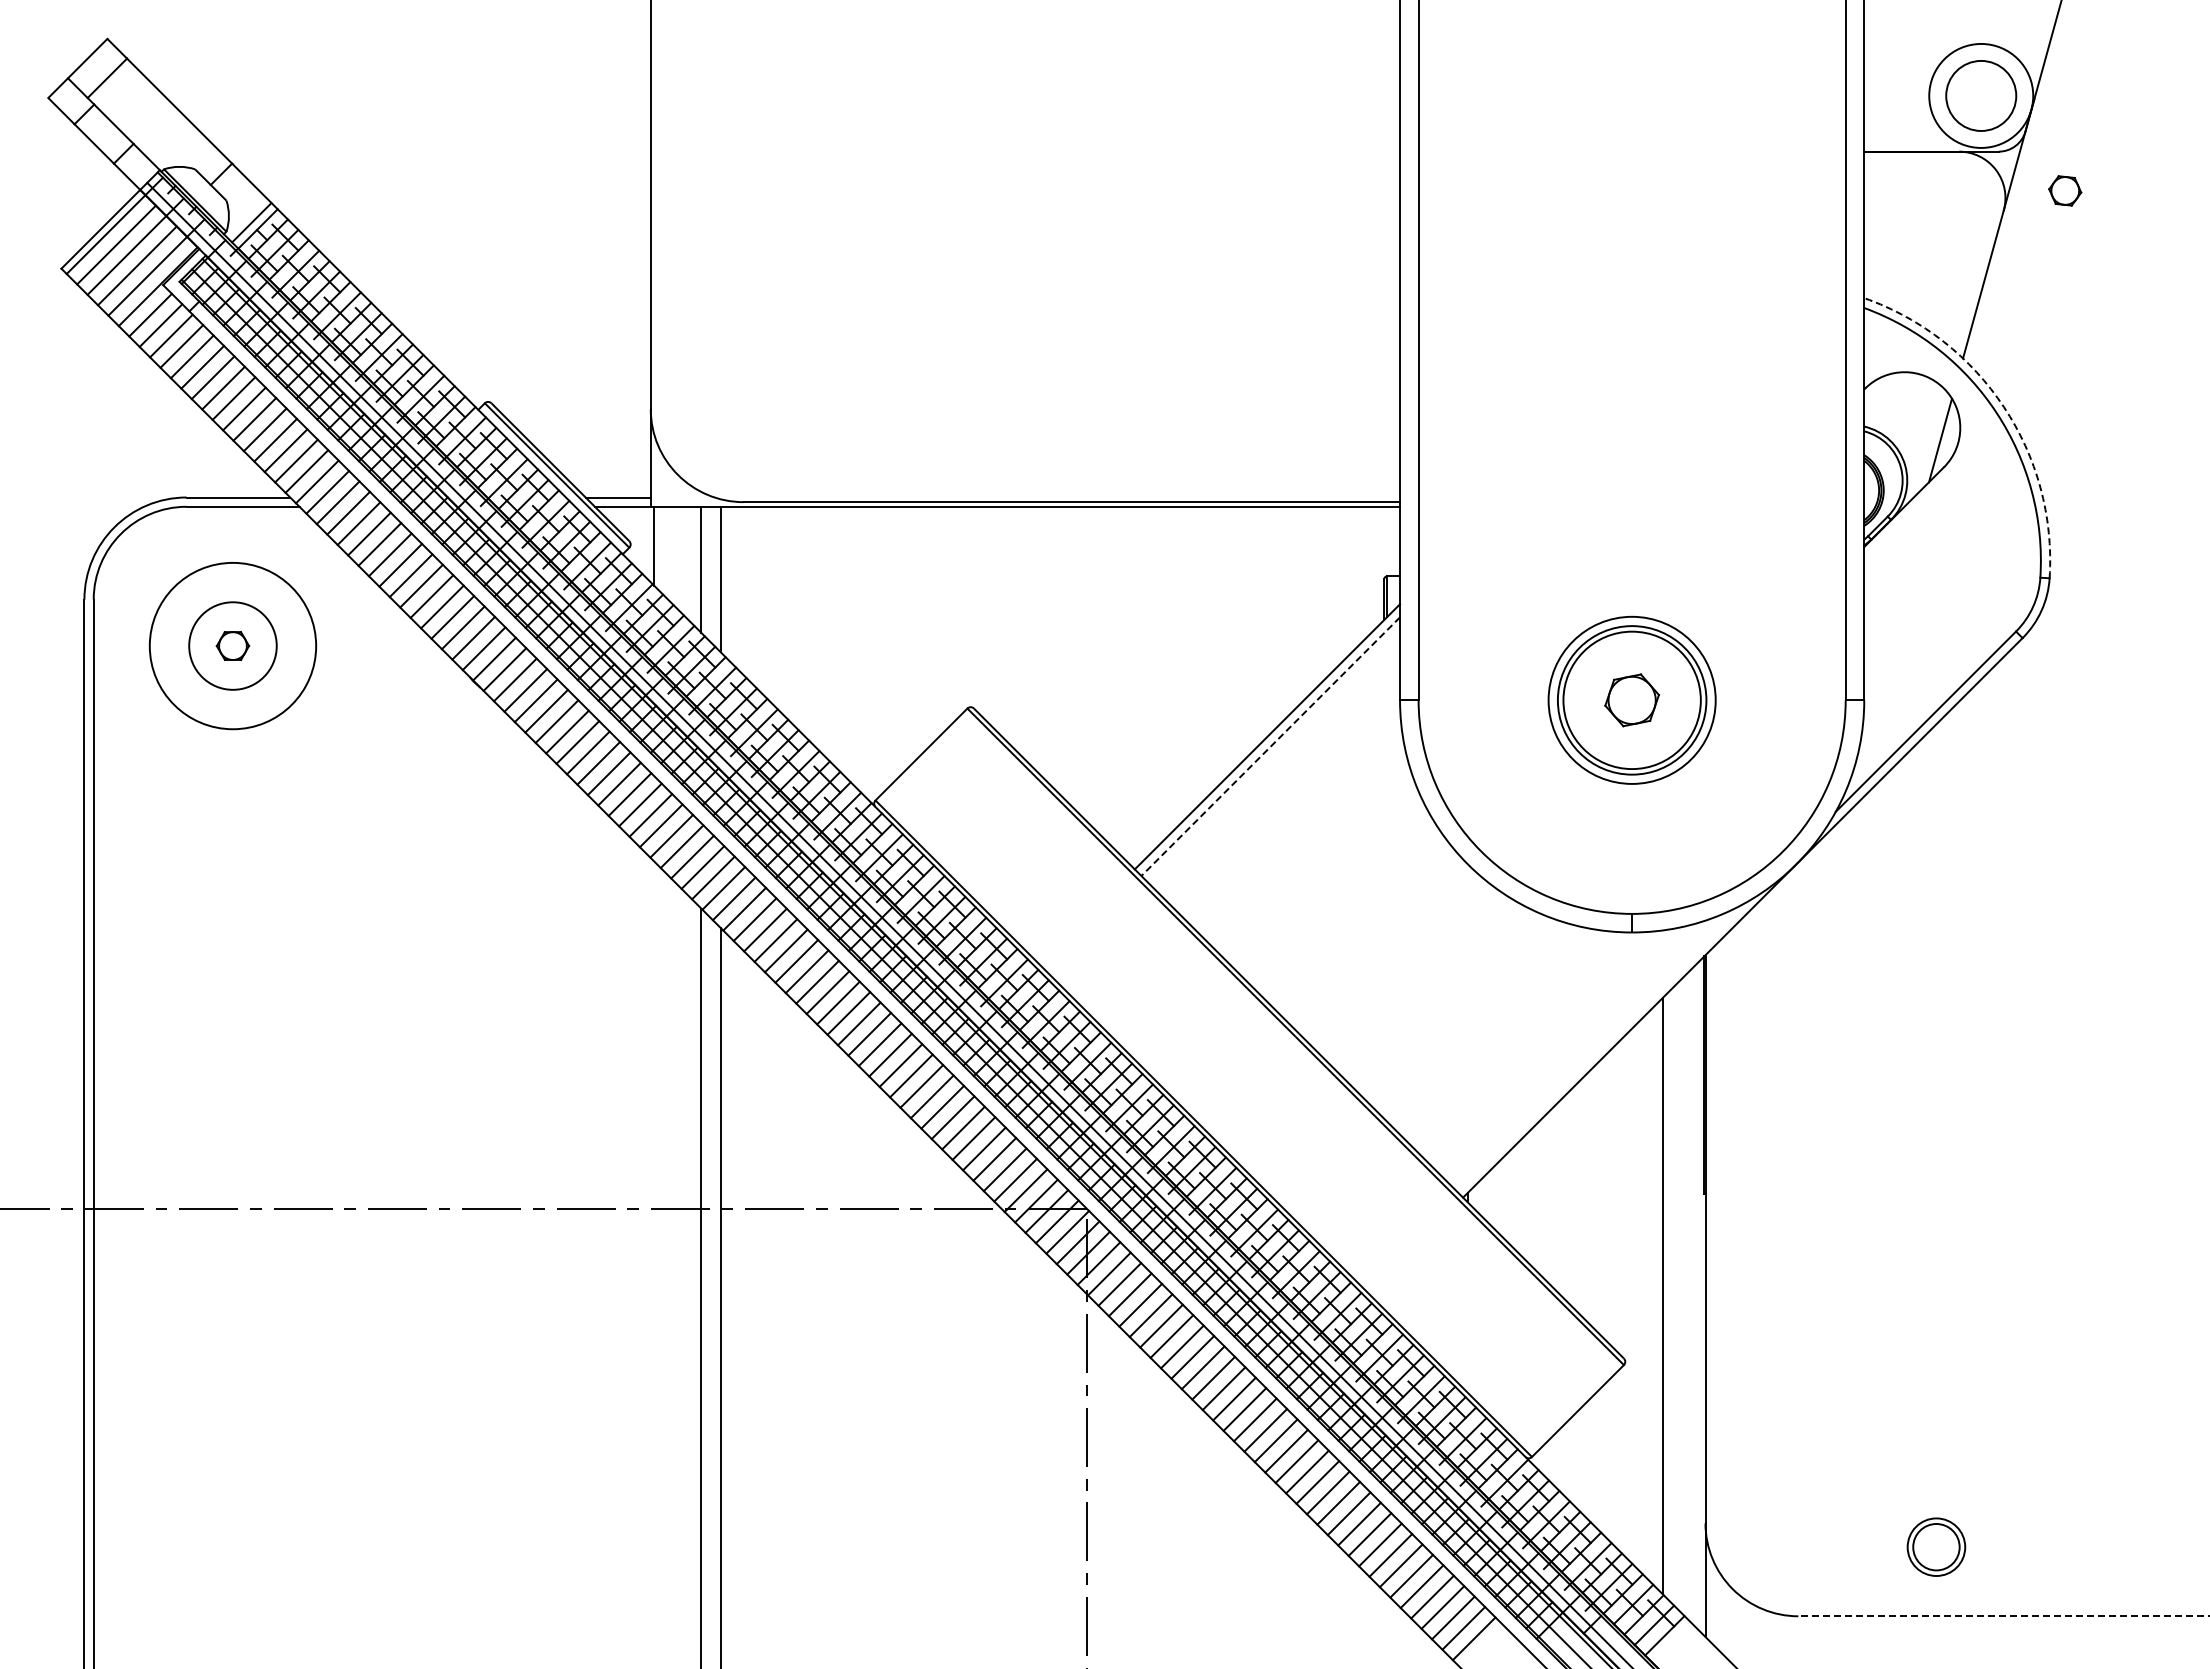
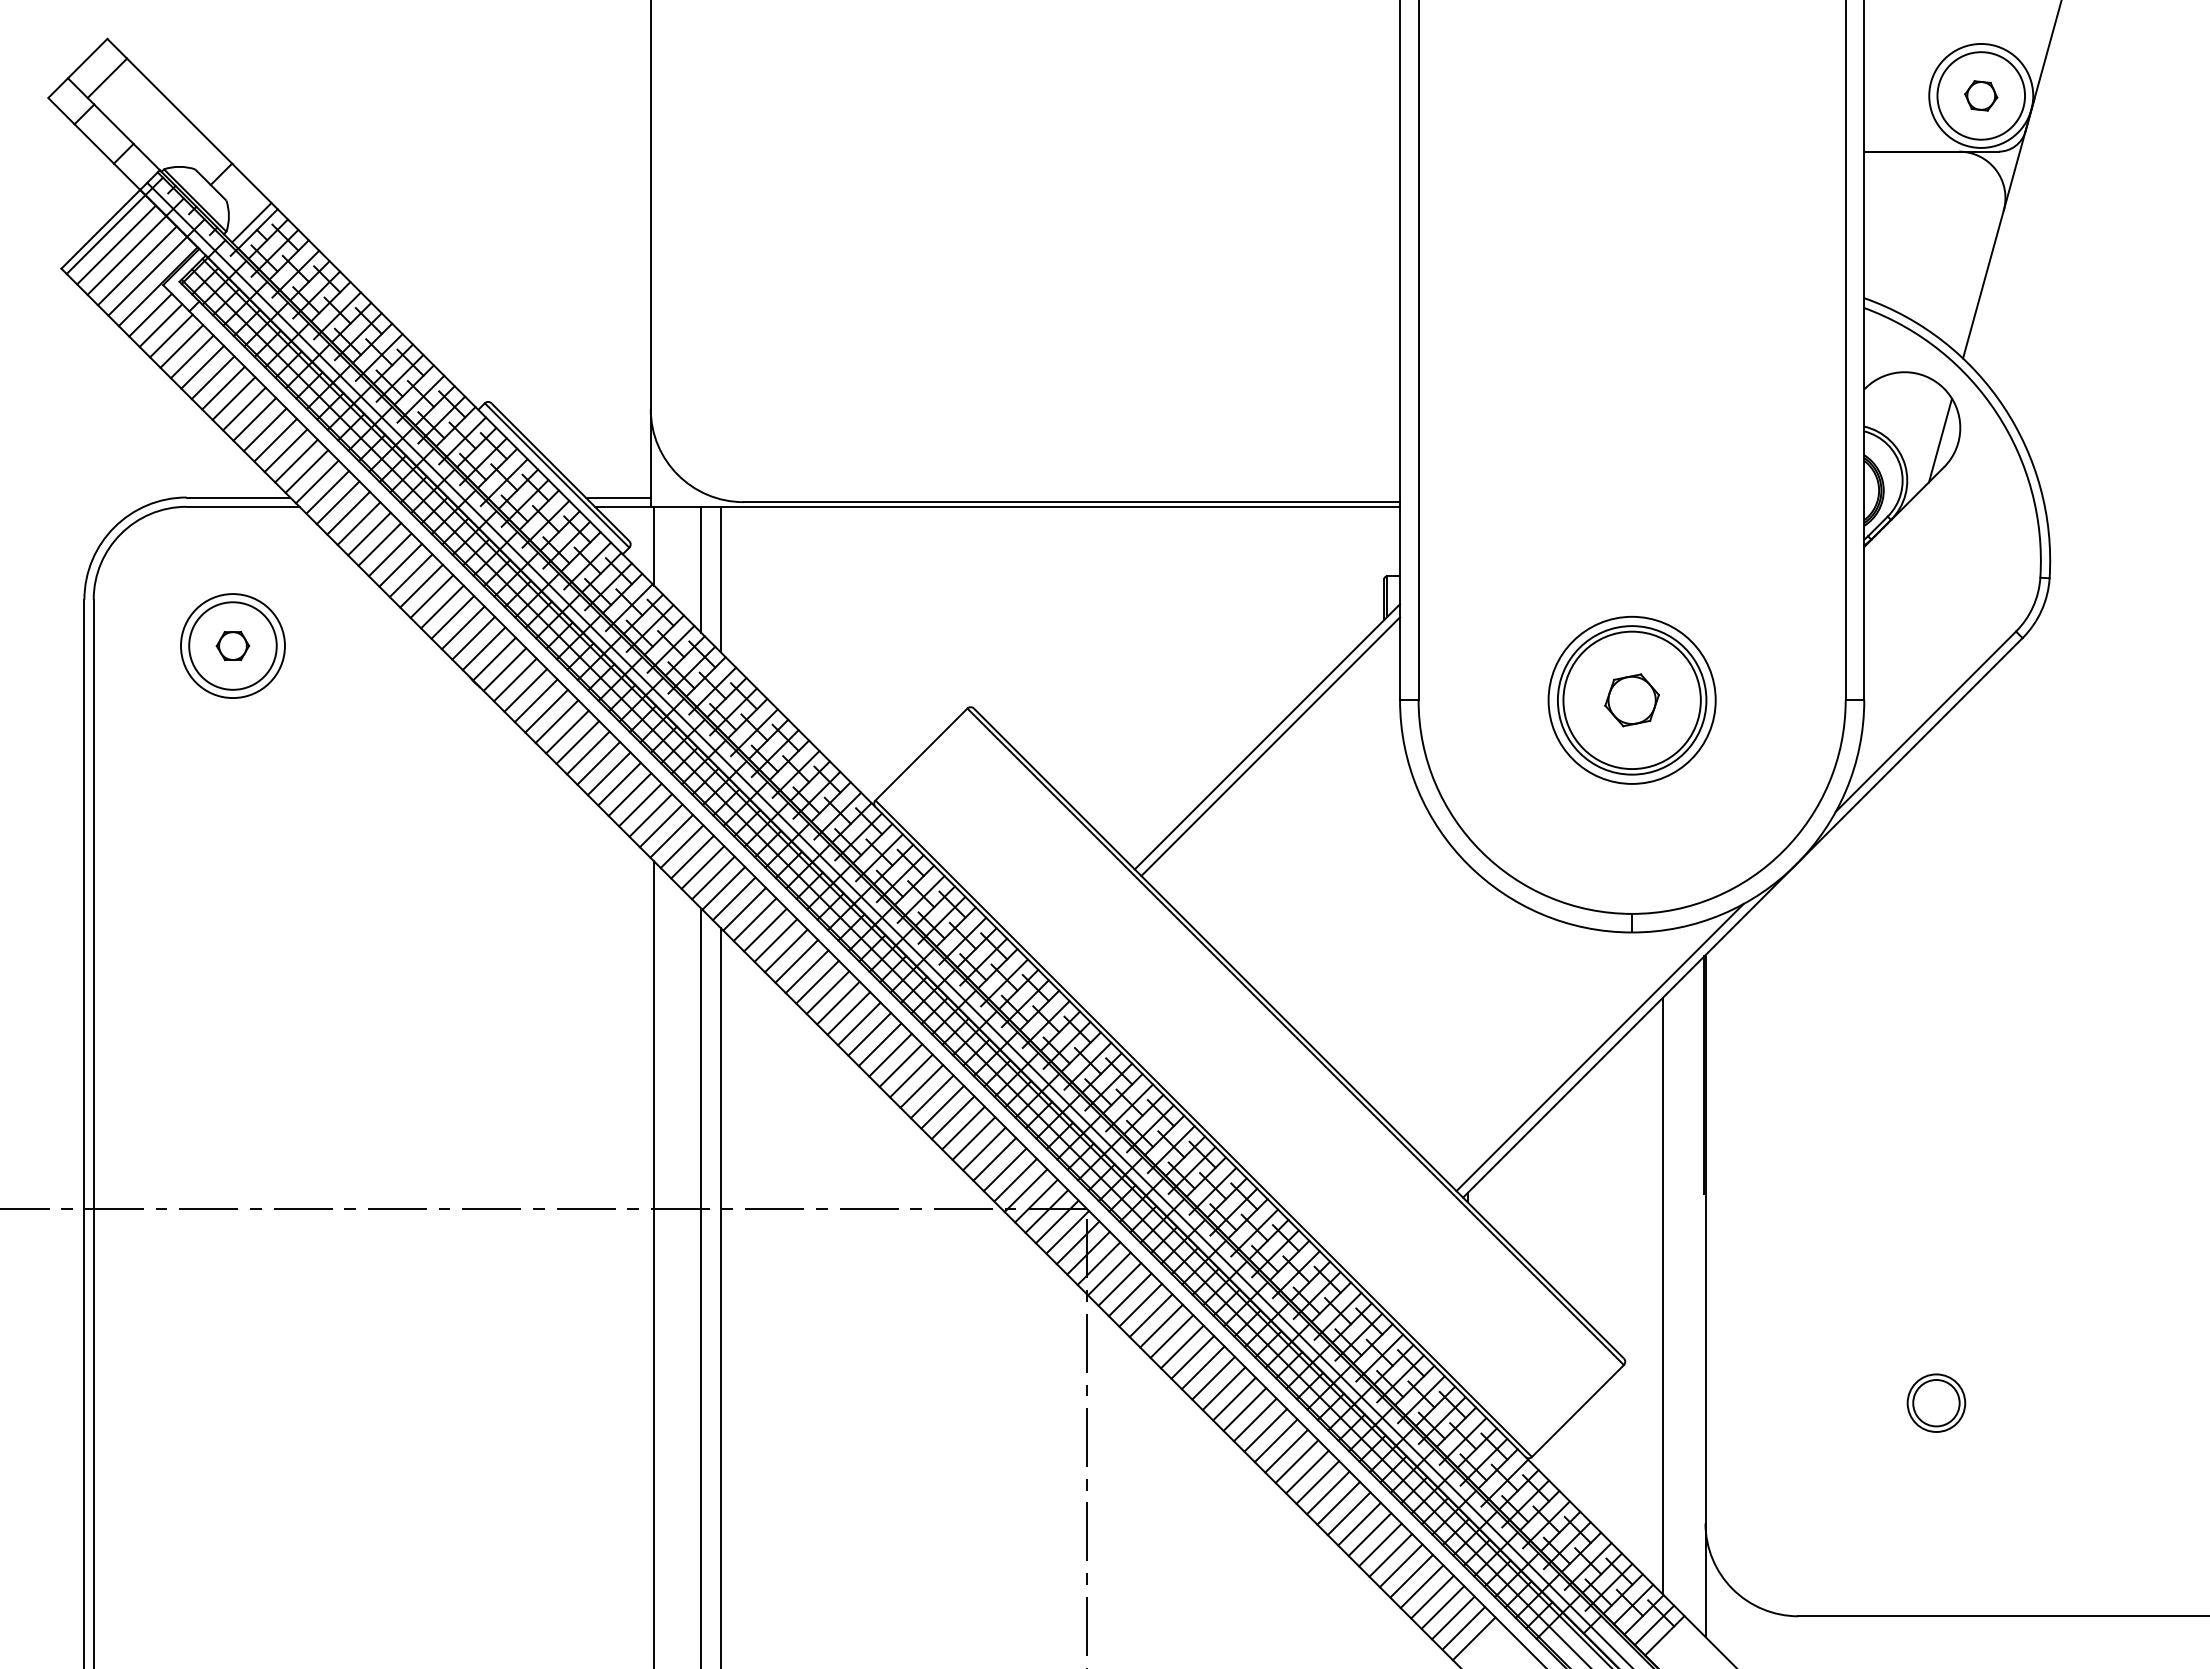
circle diameter: 70 px -> 88 px (1981, 95)
part position: (2065, 190) -> (1981, 95) (1981, 95)
arc: dashed -> solid (2003, 407)
circle diameter: 166 px -> 104 px (232, 646)
line: dashed -> solid (1270, 746)
line: none -> present (1599, 1047)
line: none -> present (654, 1263)
part position: (1936, 1546) -> (1936, 1402) (1936, 1402)
line: dashed -> solid (2003, 1616)
